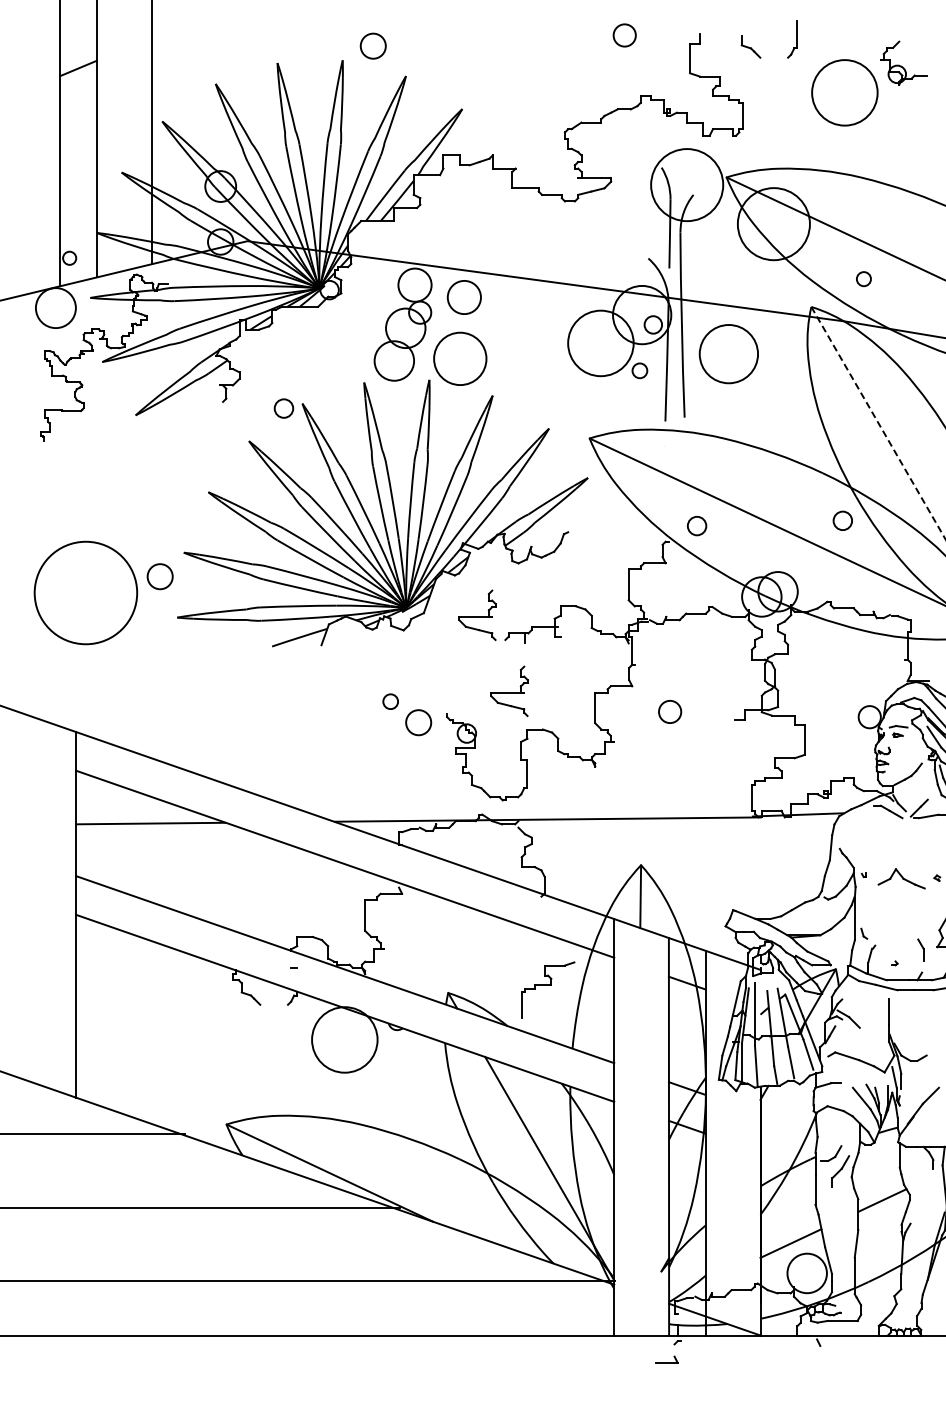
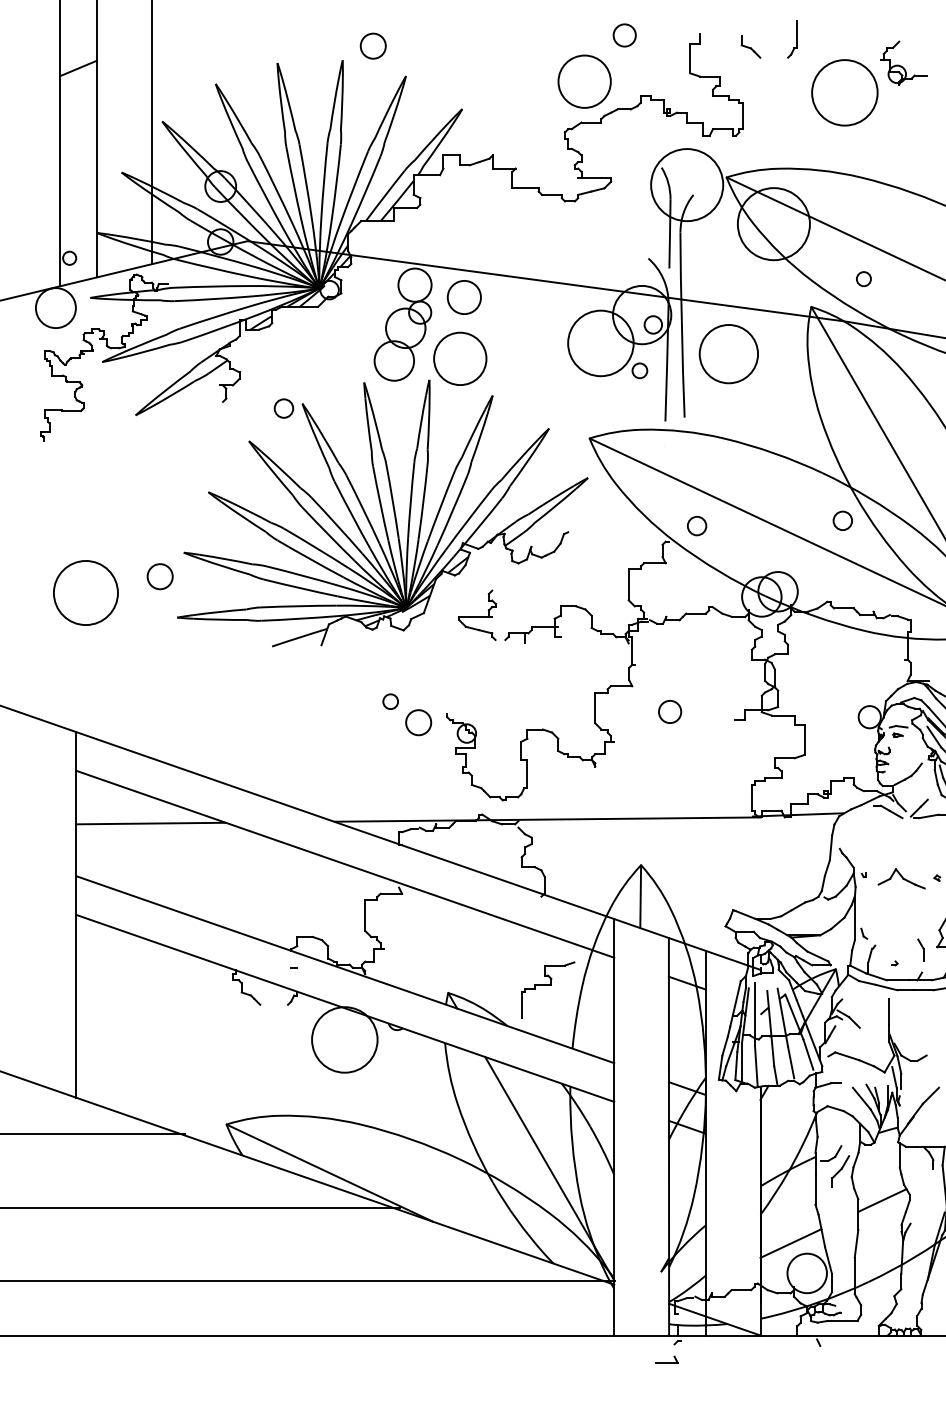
circle: none -> present (584, 81)
line: dashed -> solid (878, 423)
circle diameter: 102 px -> 64 px (85, 592)
part: present -> none (509, 691)
